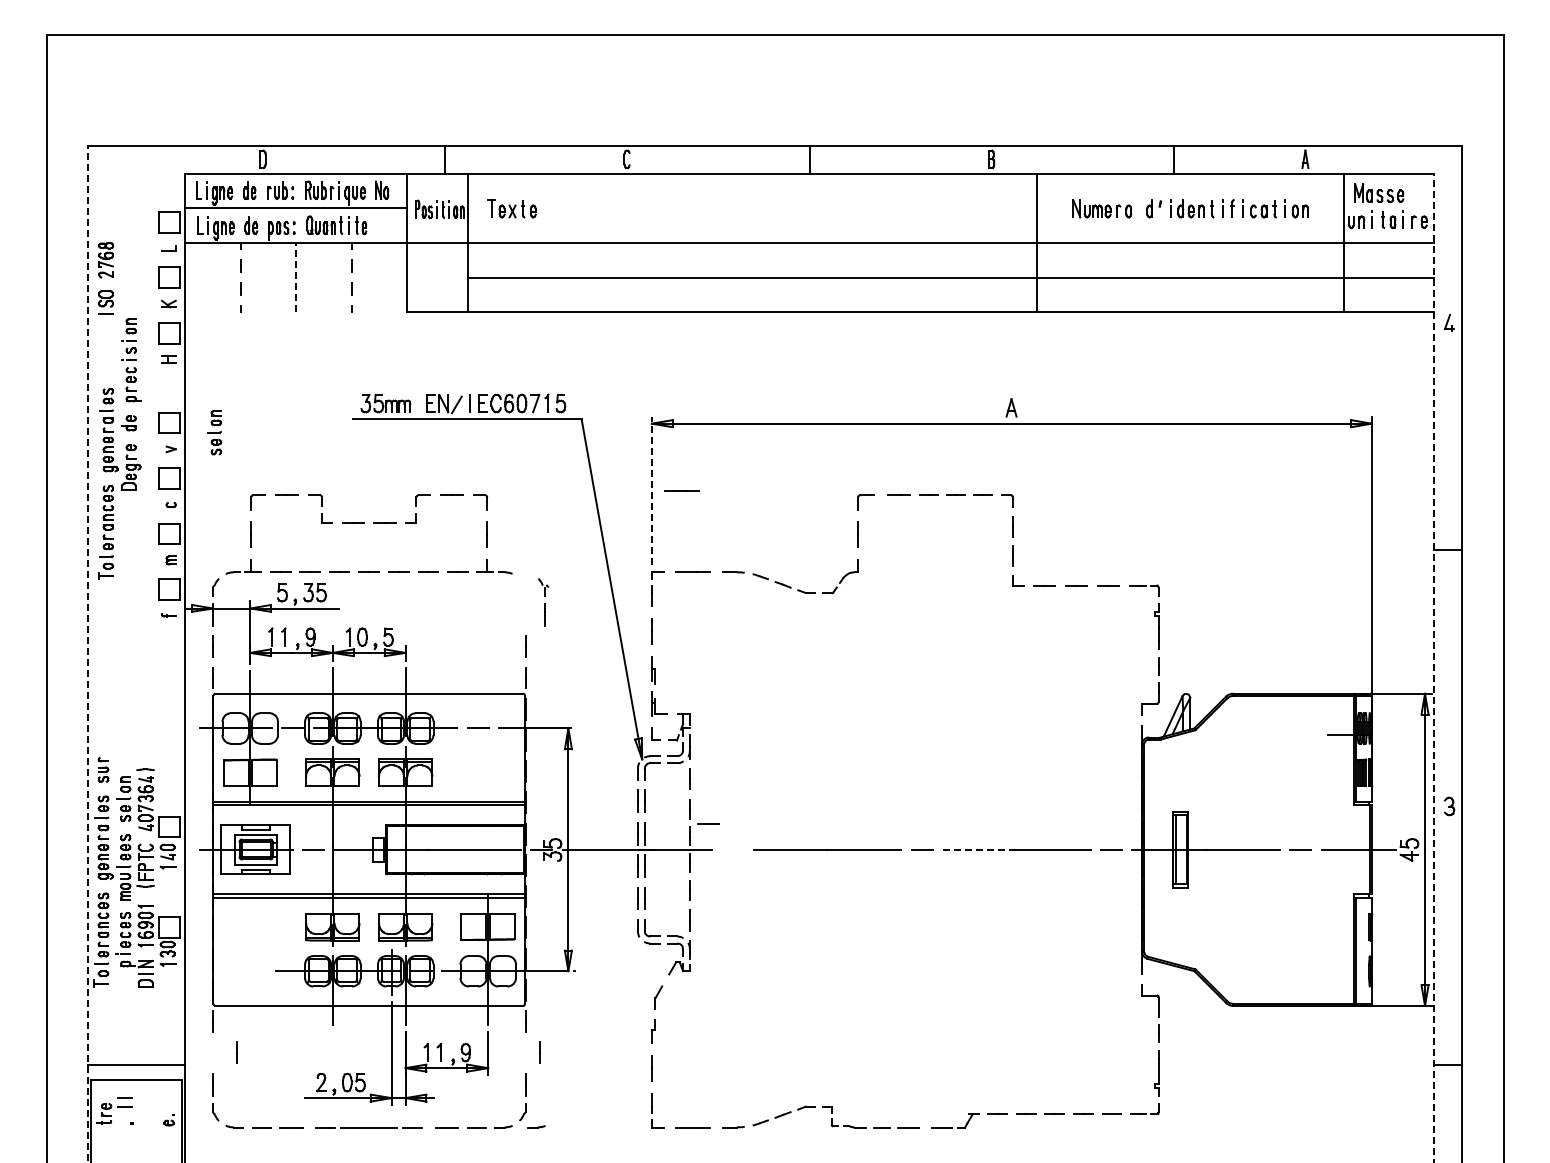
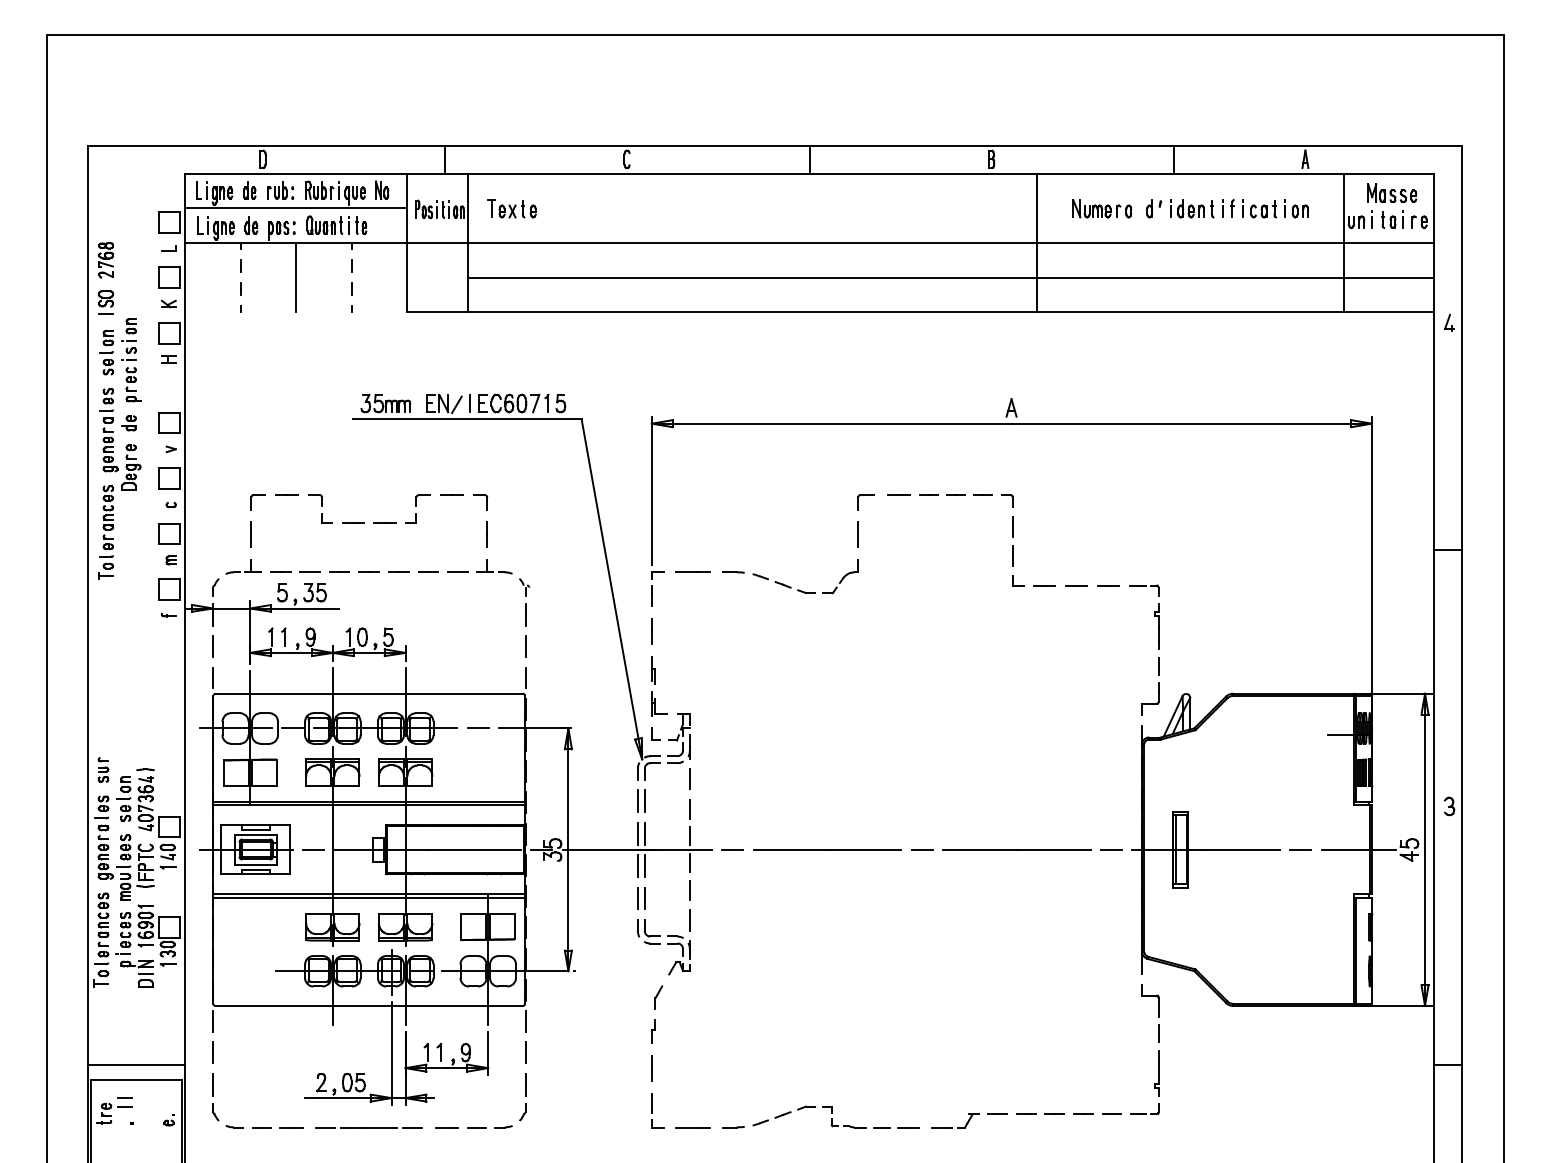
part position: (1379, 192) -> (1392, 192) (1392, 192)
line: dashed -> solid (295, 277)
part position: (214, 432) -> (106, 352) (106, 352)
line: dashed -> solid (651, 490)
line: present -> none (681, 490)
part position: (543, 602) -> (524, 602) (524, 602)
line: dashed -> solid (87, 653)
line: dashed -> solid (1433, 667)
line position: (708, 823) -> (732, 849) (732, 849)
line: dashed -> solid (980, 849)
line position: (236, 1052) -> (212, 1052) (212, 1052)
line position: (539, 1052) -> (525, 1052) (525, 1052)
line: present -> none (537, 1126)
